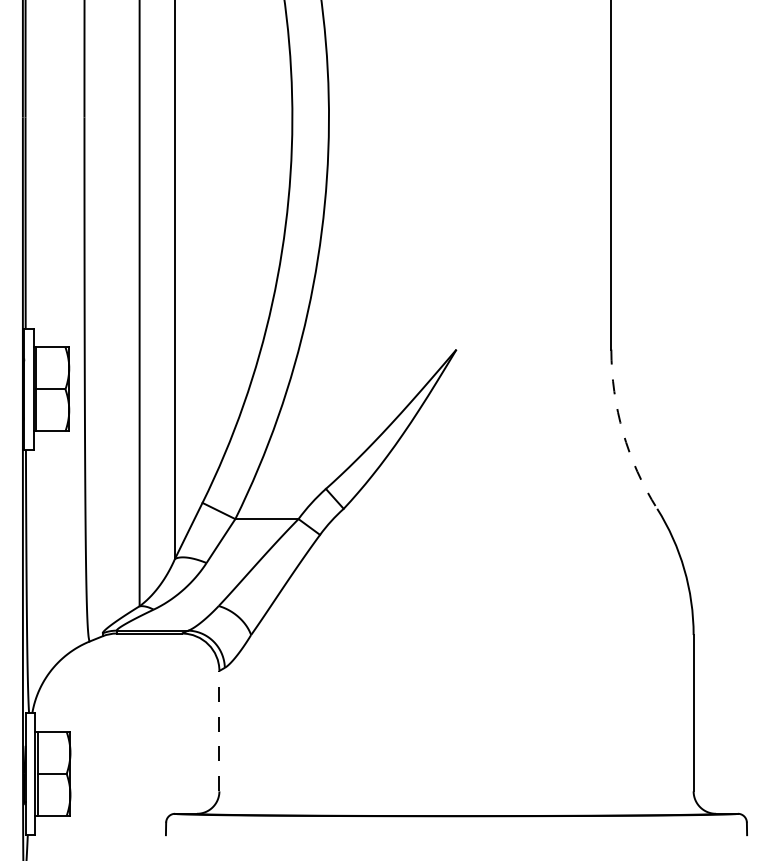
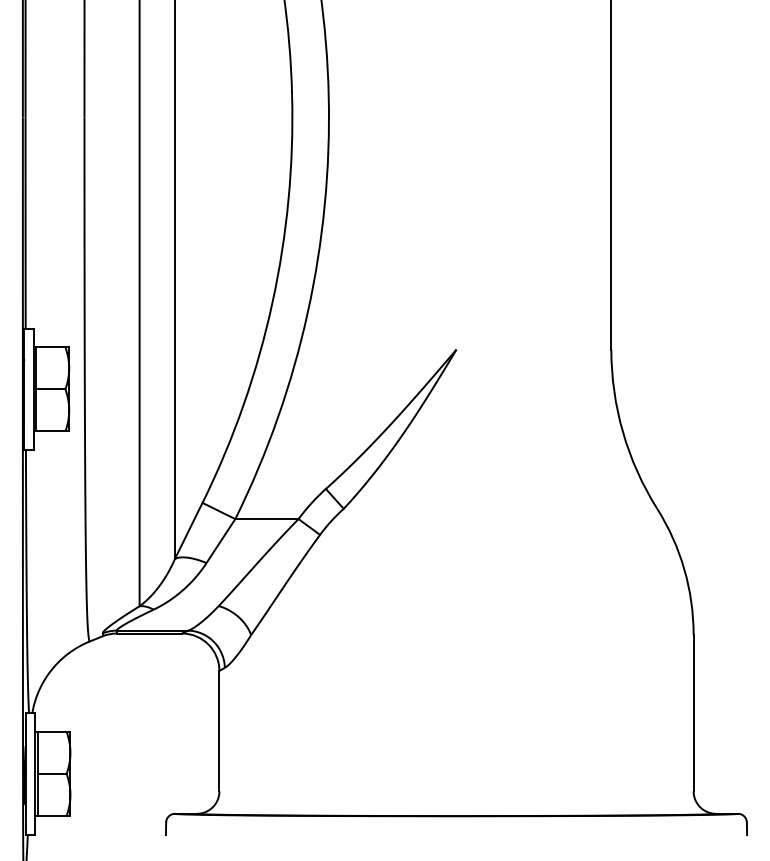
arc: dashed -> solid (623, 432)
line: dashed -> solid (219, 730)
